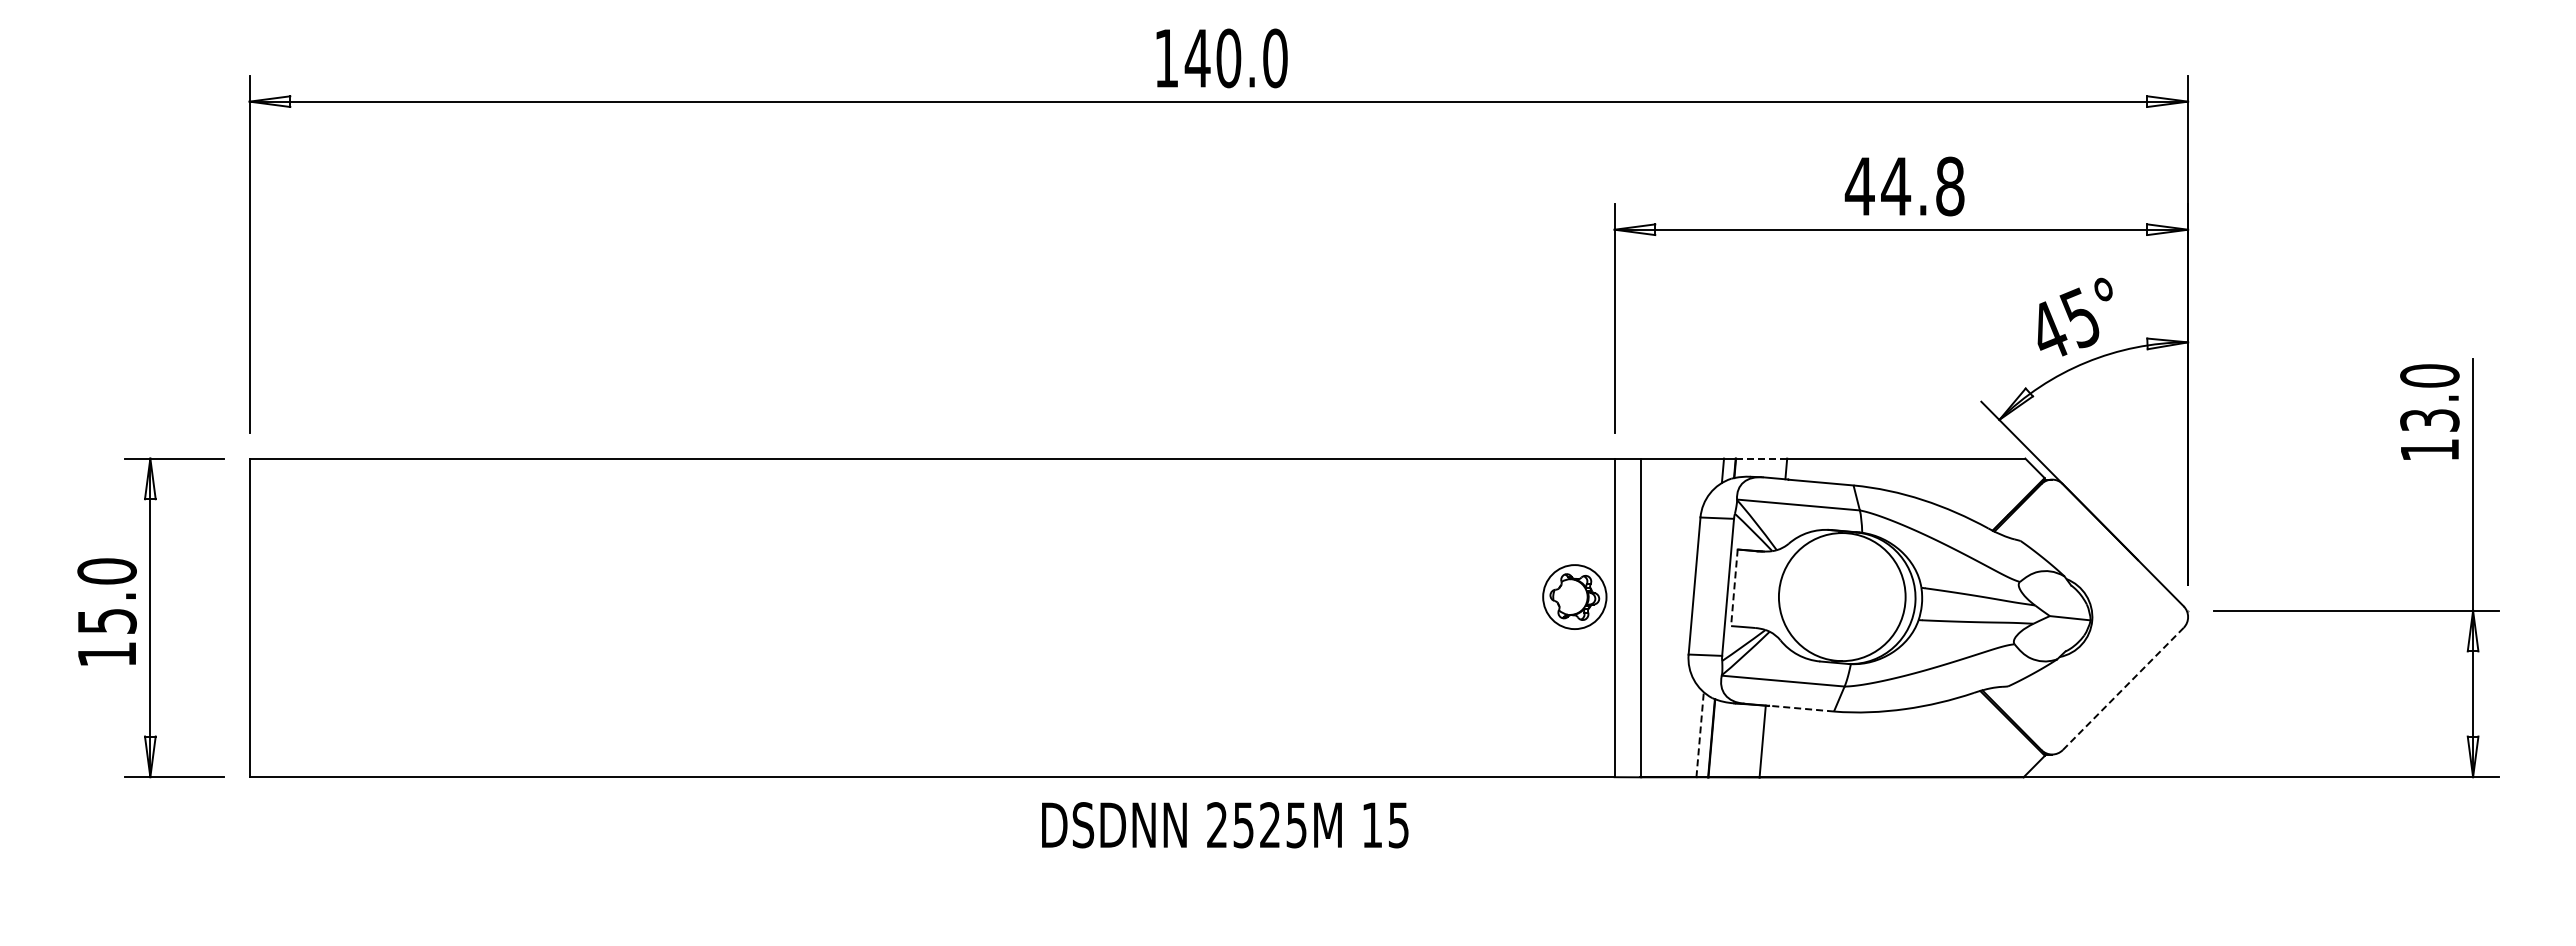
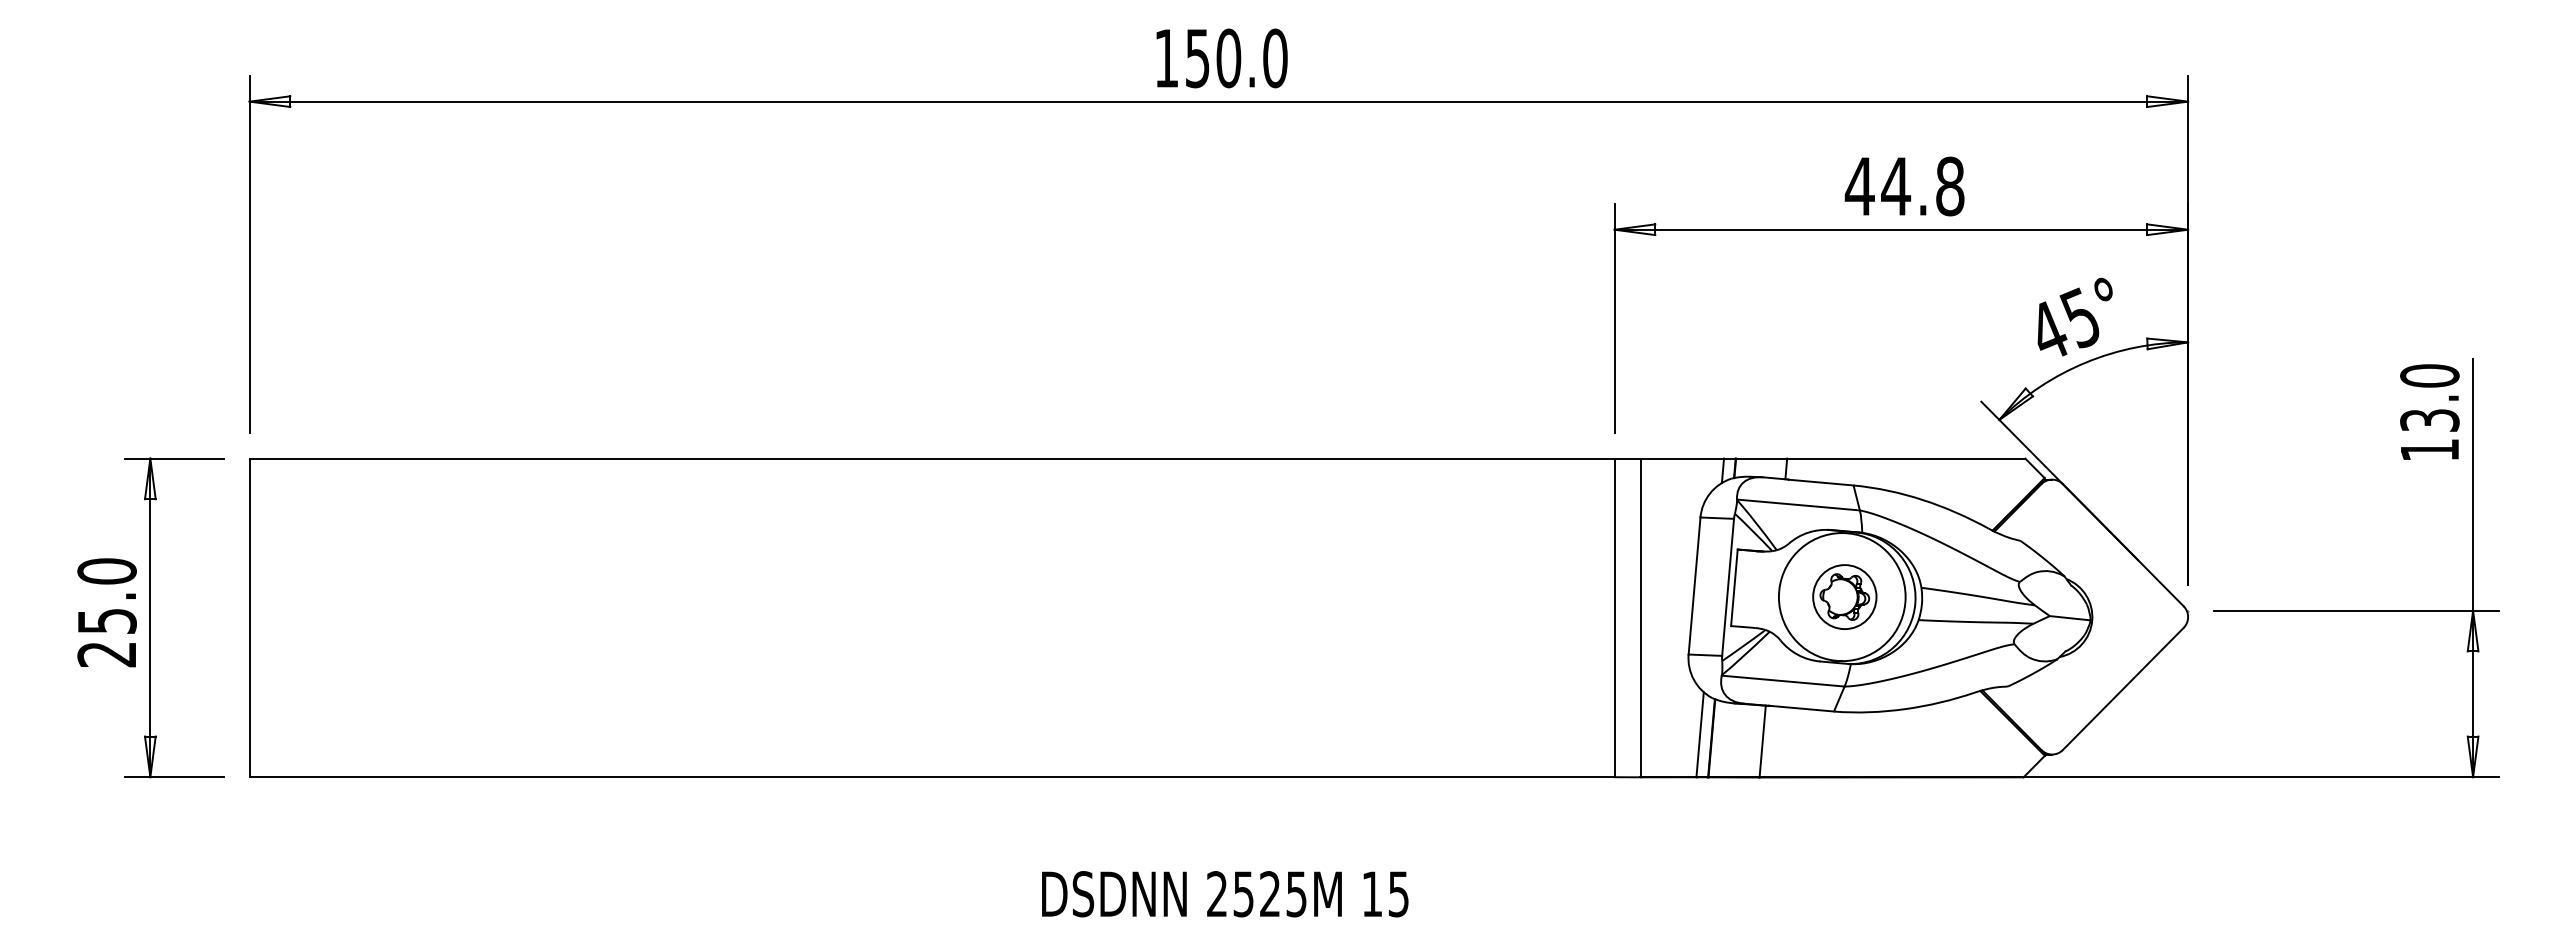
text: 140.0 -> 150.0 (1197, 58)
line: dashed -> solid (1761, 458)
line: dashed -> solid (1734, 588)
part position: (1574, 596) -> (1844, 596) (1844, 596)
text: 15.0 -> 25.0 (106, 654)
line: dashed -> solid (2123, 688)
line: dashed -> solid (1801, 708)
line: dashed -> solid (1700, 734)
text position: (1225, 825) -> (1225, 894) (1225, 894)
